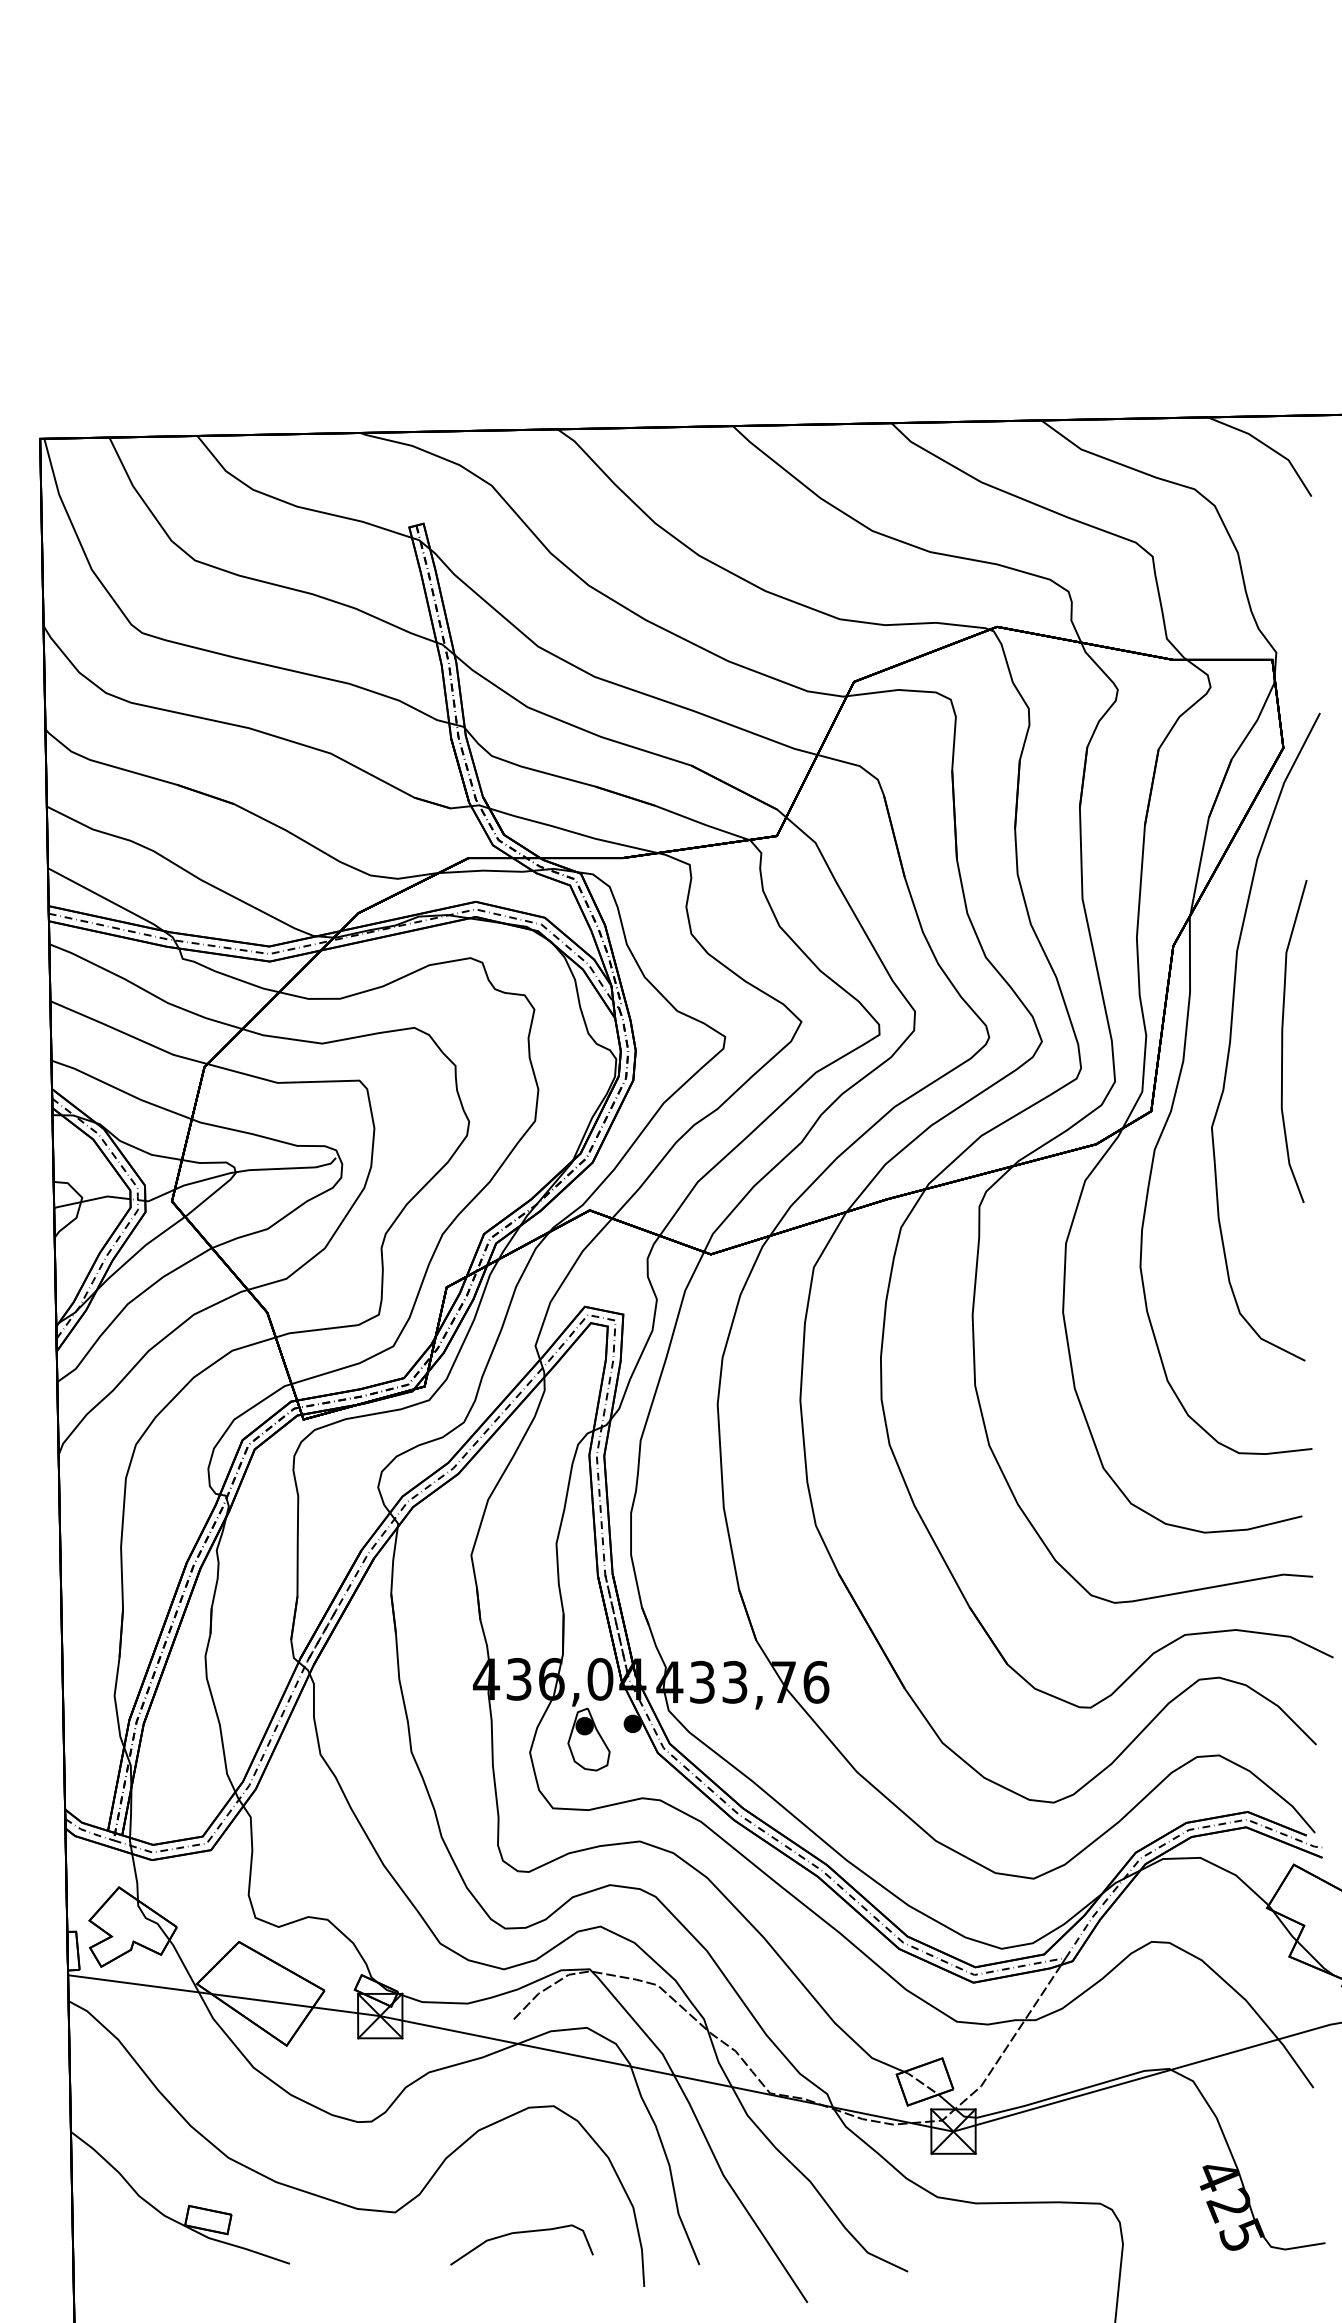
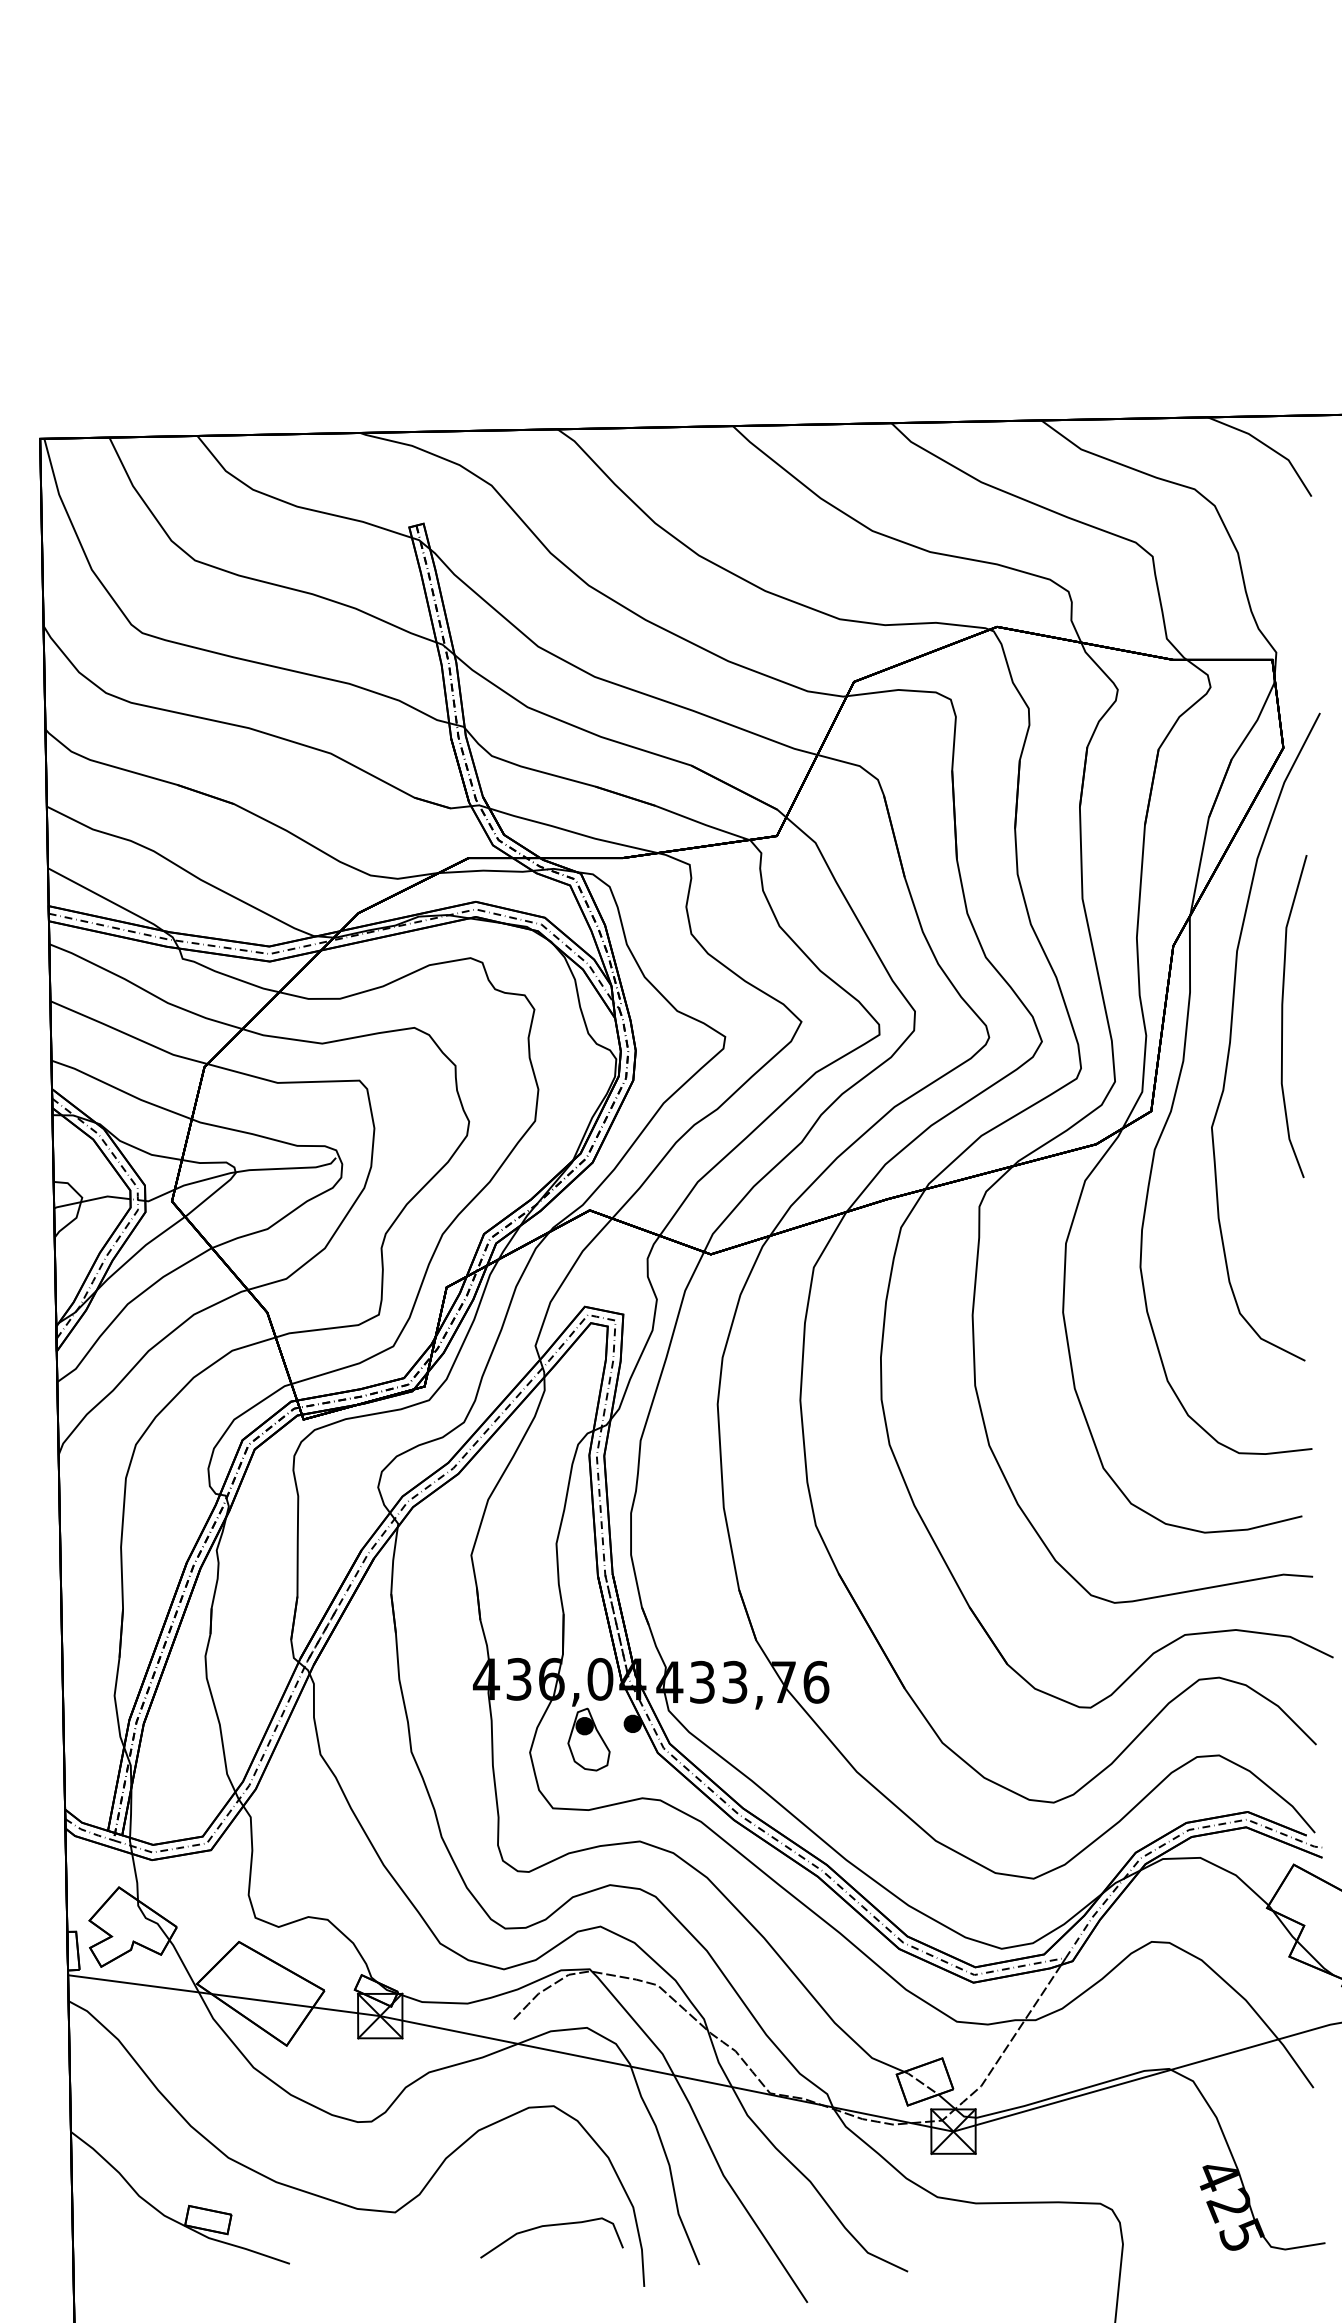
curve position: (1283, 1041) -> (1283, 1016) (1283, 1016)
curve position: (521, 2233) -> (551, 2226) (551, 2226)
